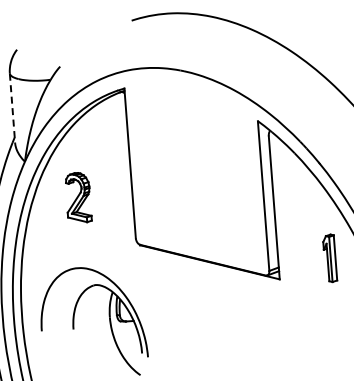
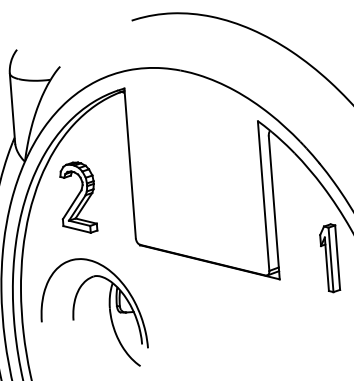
line: dashed -> solid (12, 109)
part size: 28x52 px -> 40x73 px (78, 197)
part size: 17x51 px -> 23x71 px (330, 258)
part position: (108, 316) -> (108, 307) (108, 307)
